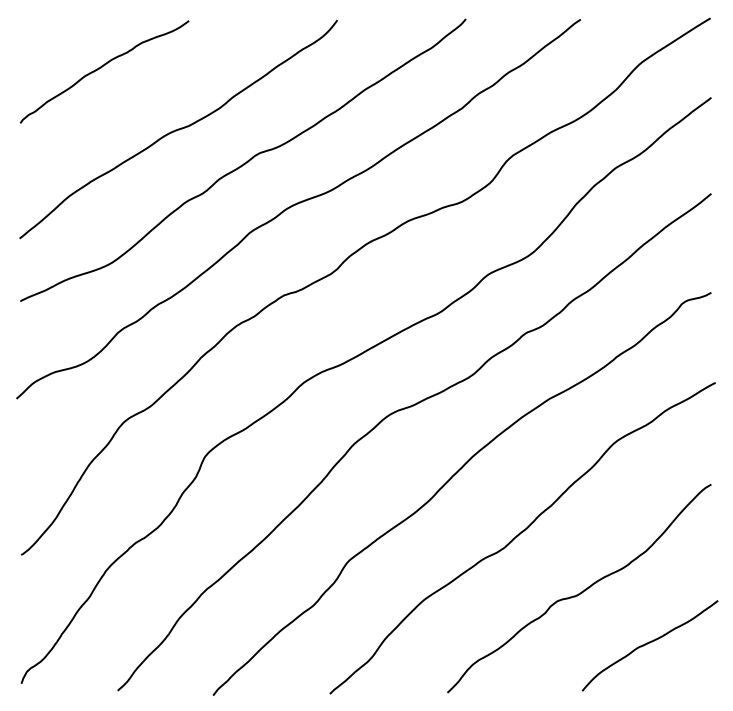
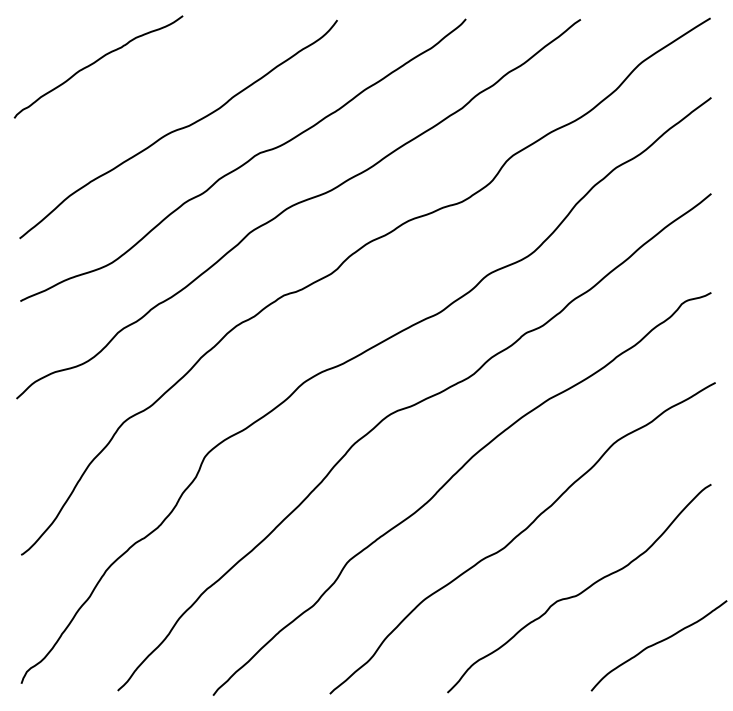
curve position: (101, 68) -> (95, 63) (95, 63)
curve position: (649, 643) -> (658, 643) (658, 643)
